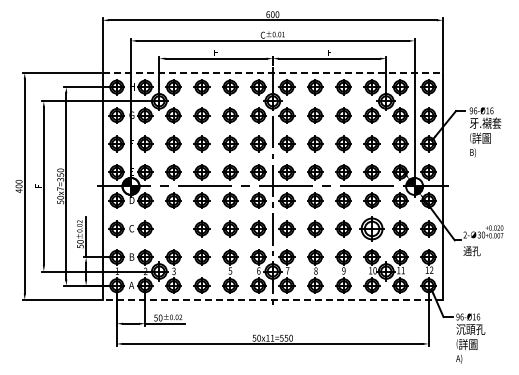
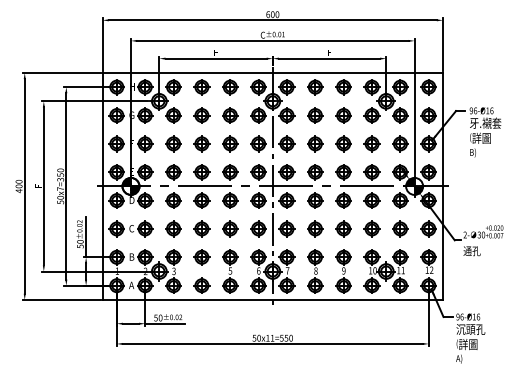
line: dashed -> solid (273, 72)
part: none -> present (173, 228)
part size: 26x26 px -> 18x18 px (371, 228)
line: dashed -> solid (272, 299)
